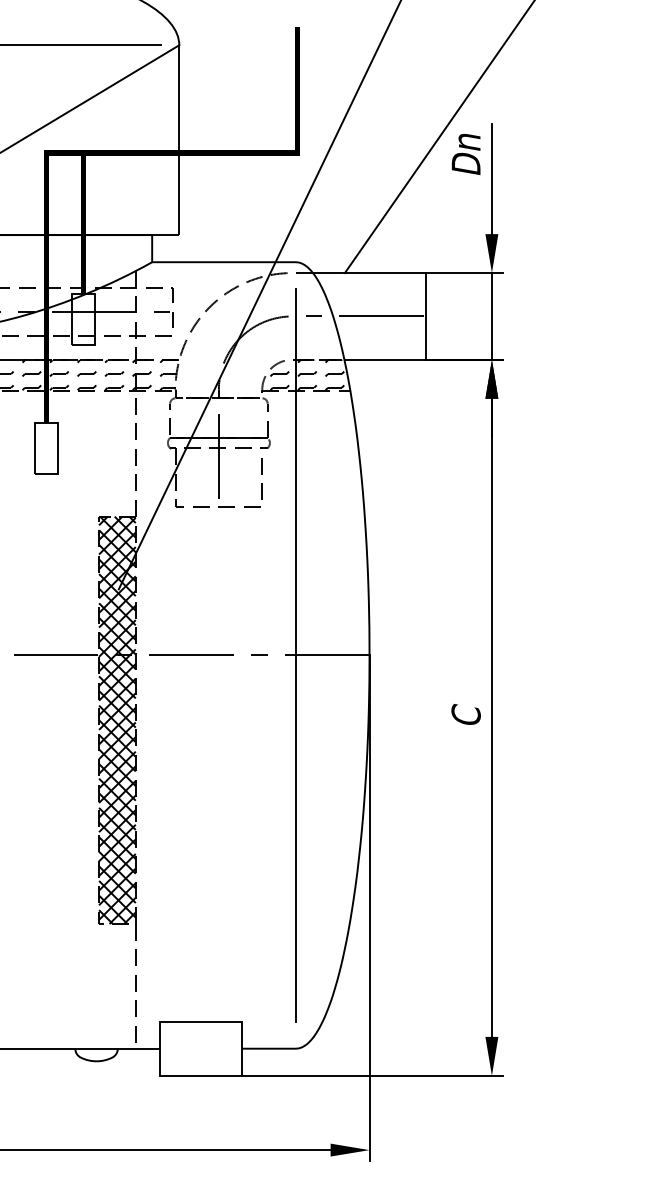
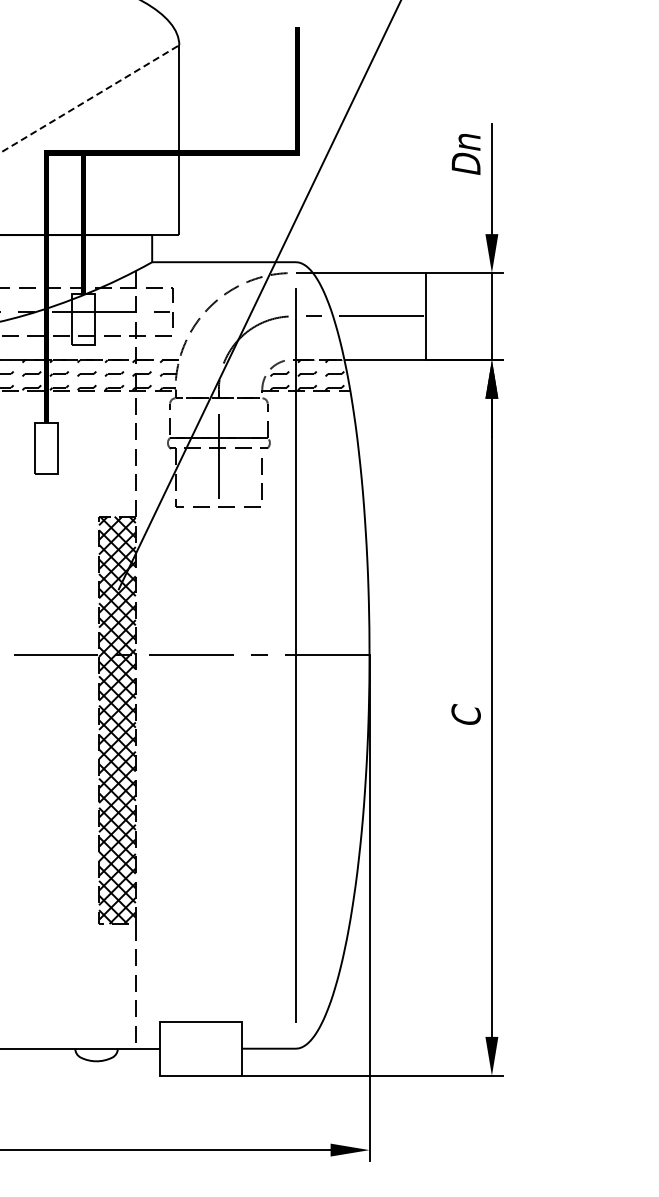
line: present -> none (81, 45)
line: solid -> dashed (90, 98)
line: present -> none (438, 137)
